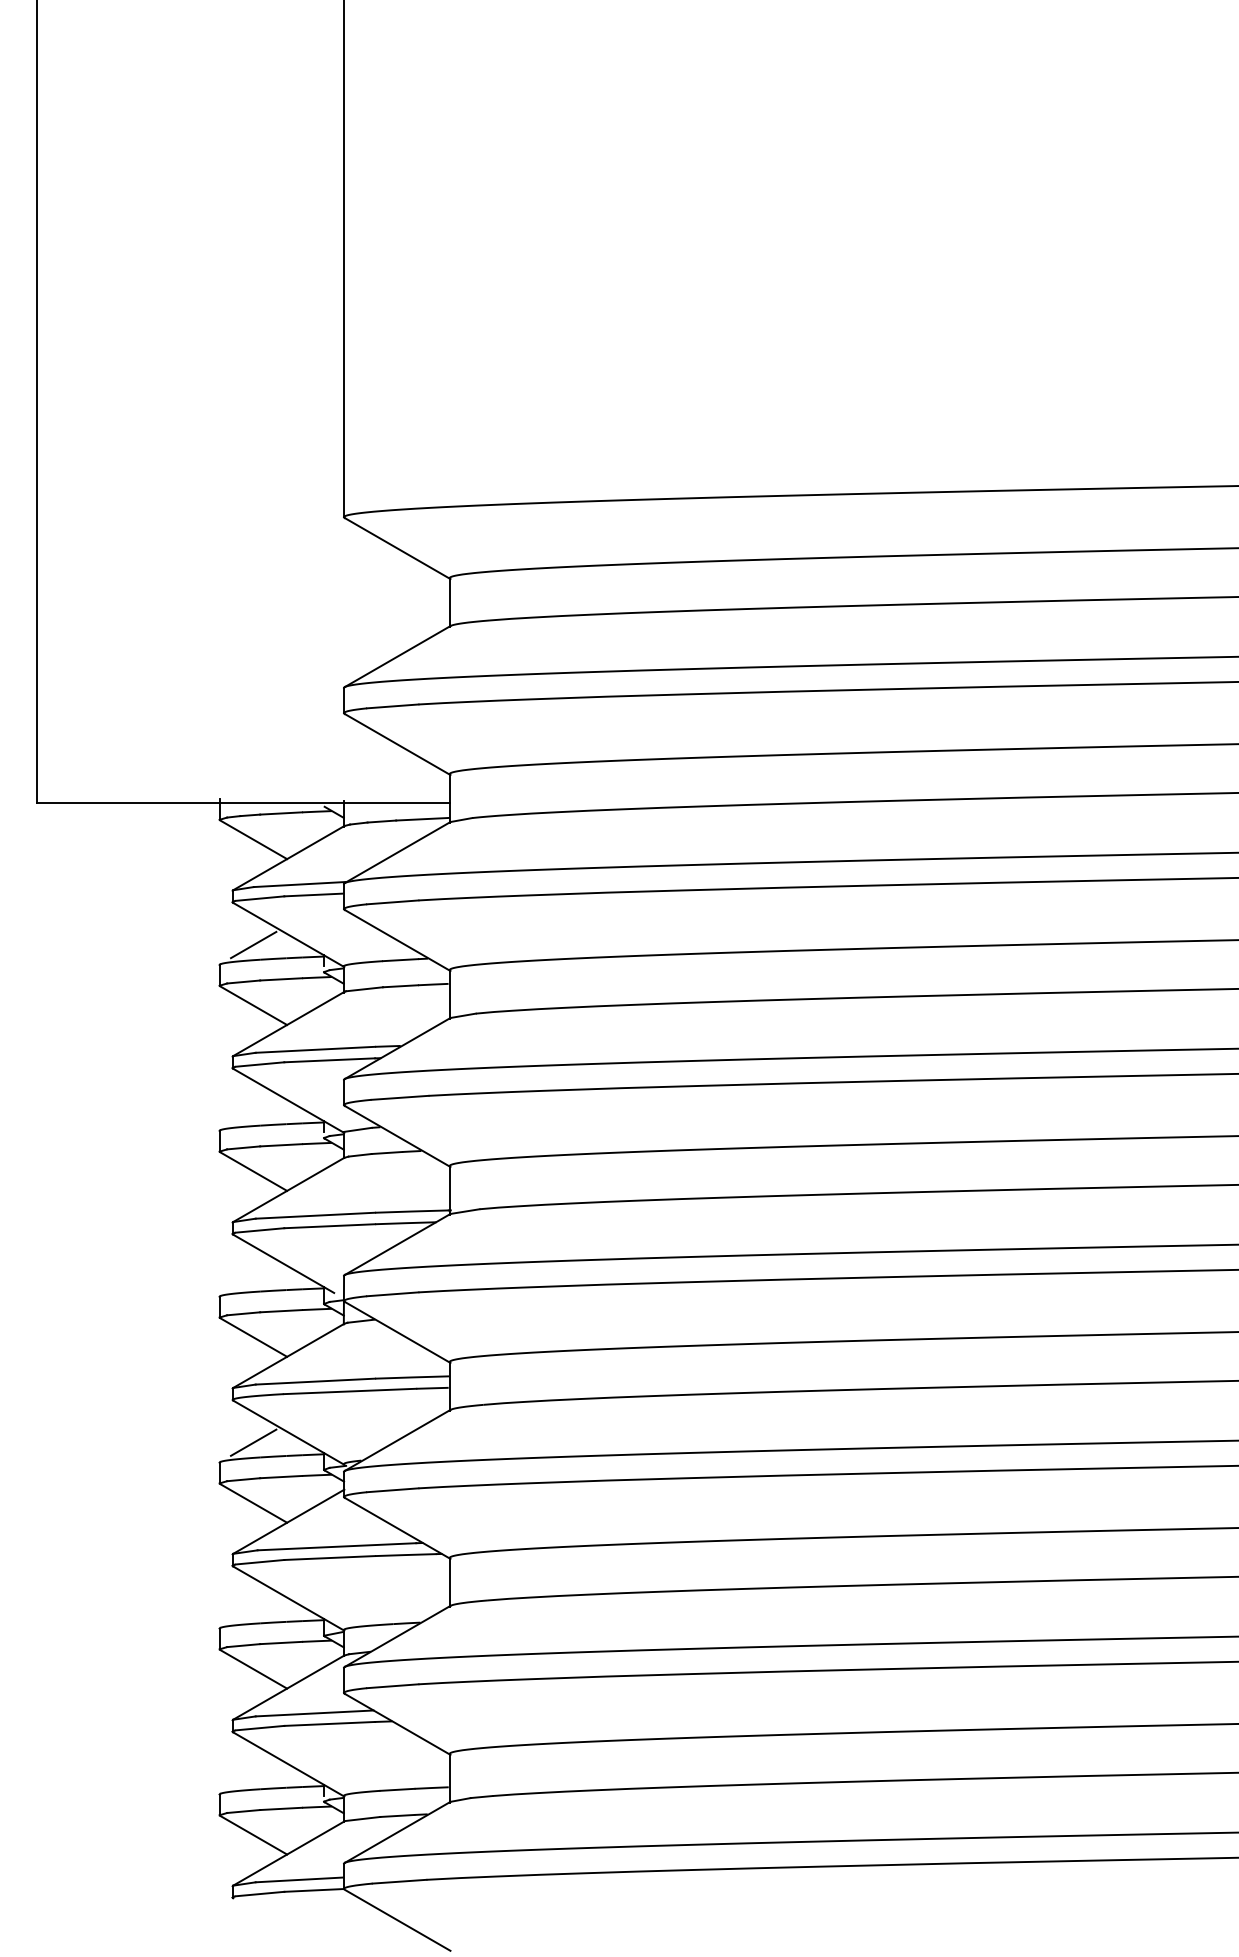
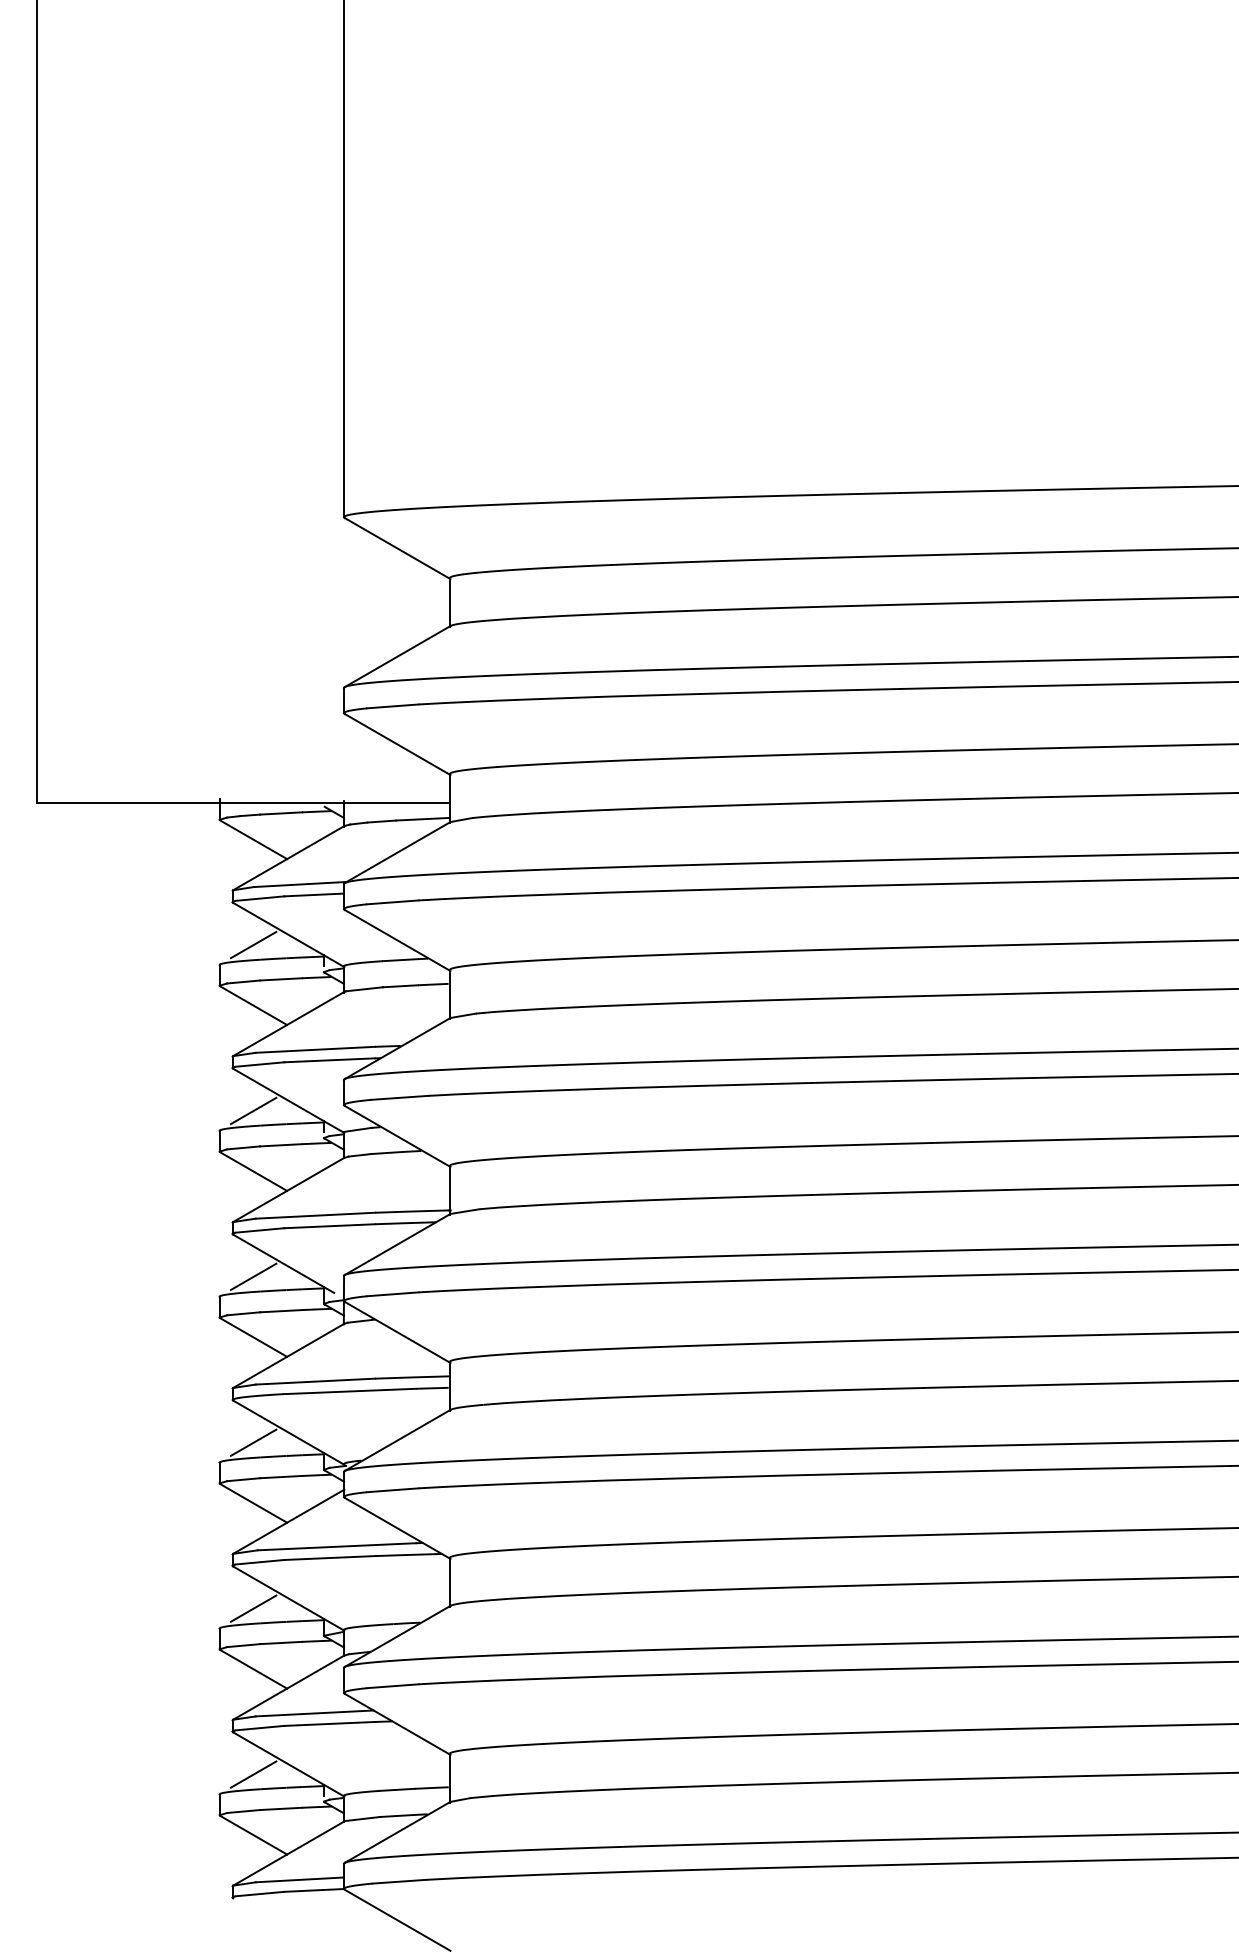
line: none -> present (253, 1110)
line: none -> present (253, 1276)
line: none -> present (253, 1608)
line: none -> present (253, 1774)
